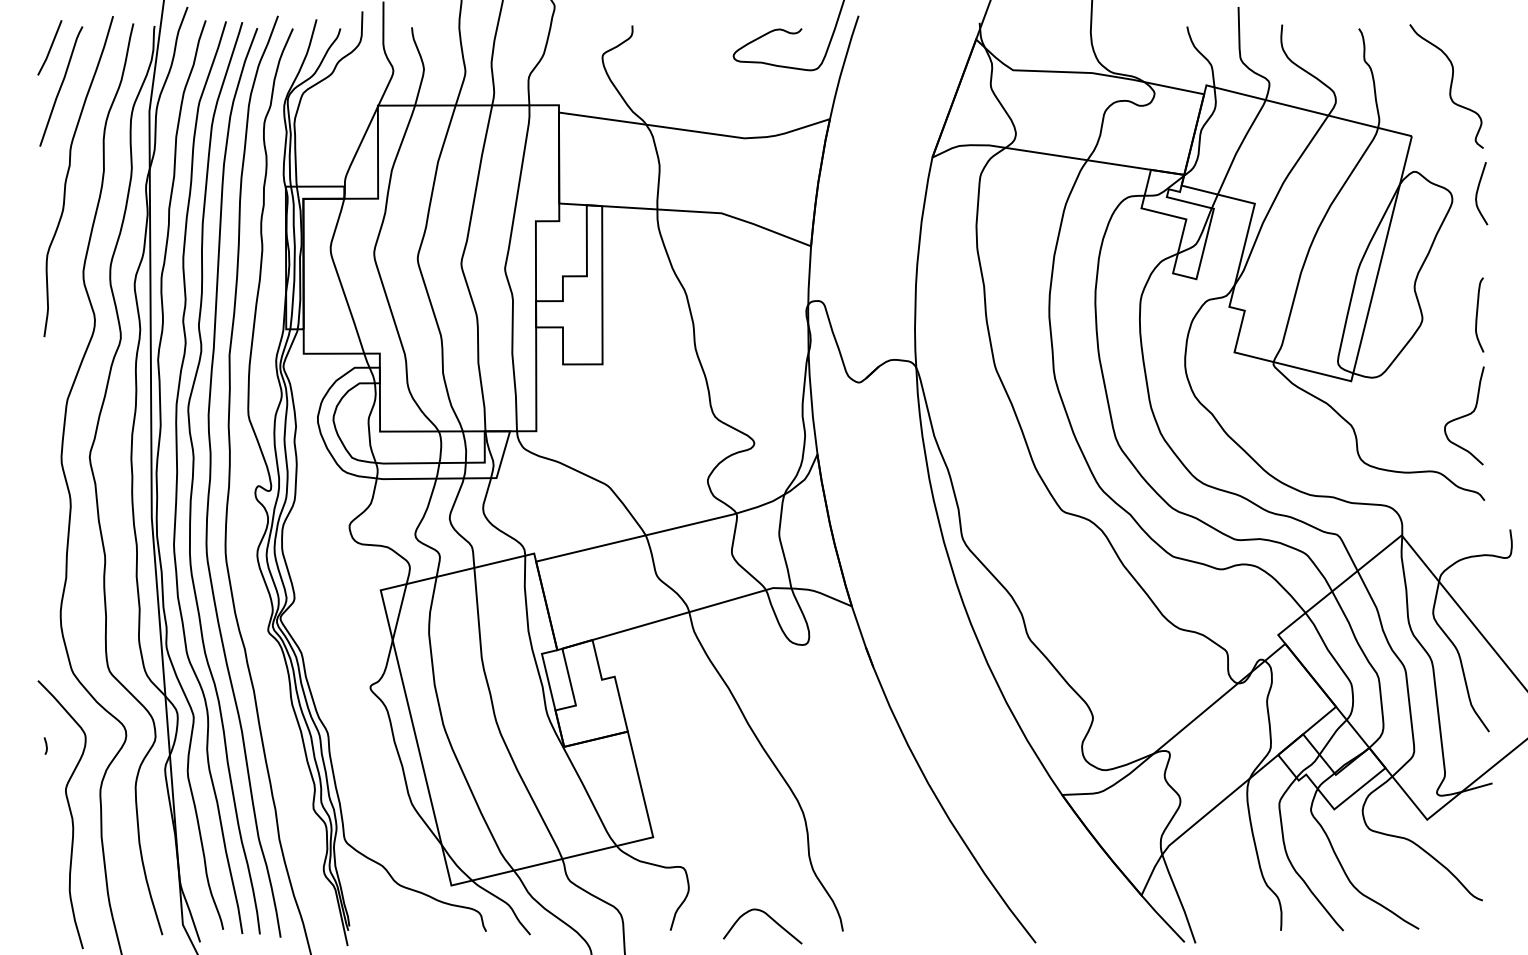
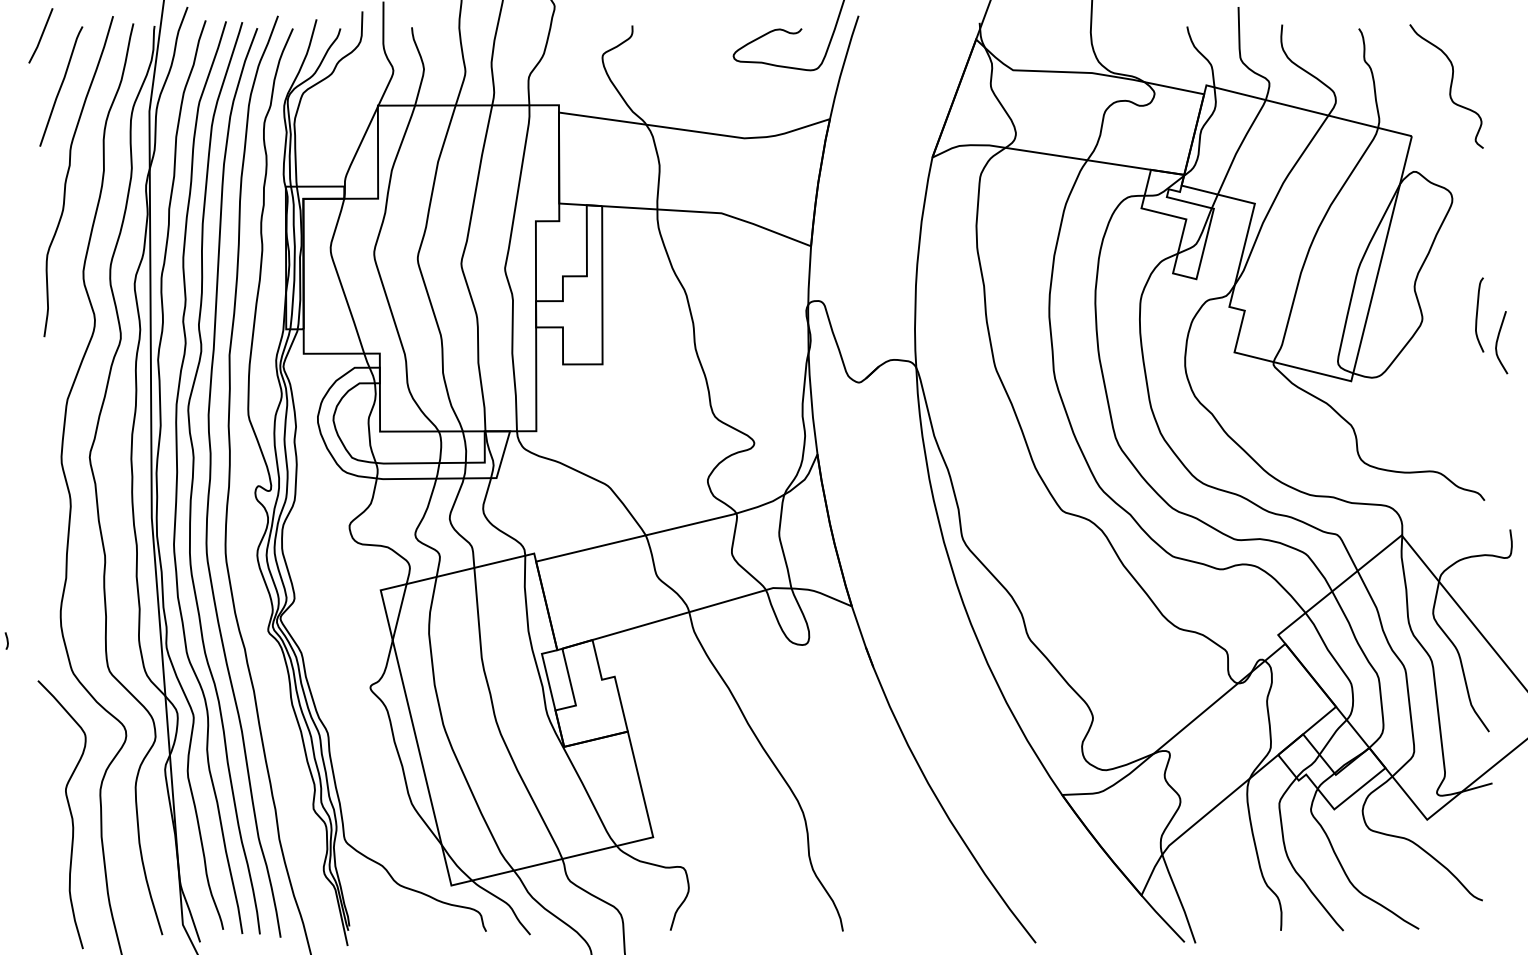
line position: (50, 47) -> (41, 35) (41, 35)
curve position: (1478, 191) -> (1498, 340) (1498, 340)
curve: present -> none (1464, 415)
line position: (45, 745) -> (6, 640) (6, 640)
curve: present -> none (767, 916)
